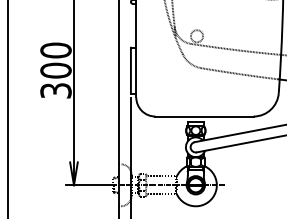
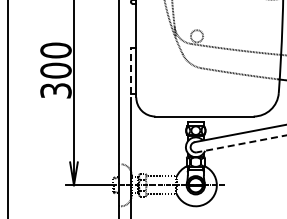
line: solid -> dashed (130, 70)
line: solid -> dashed (241, 143)
